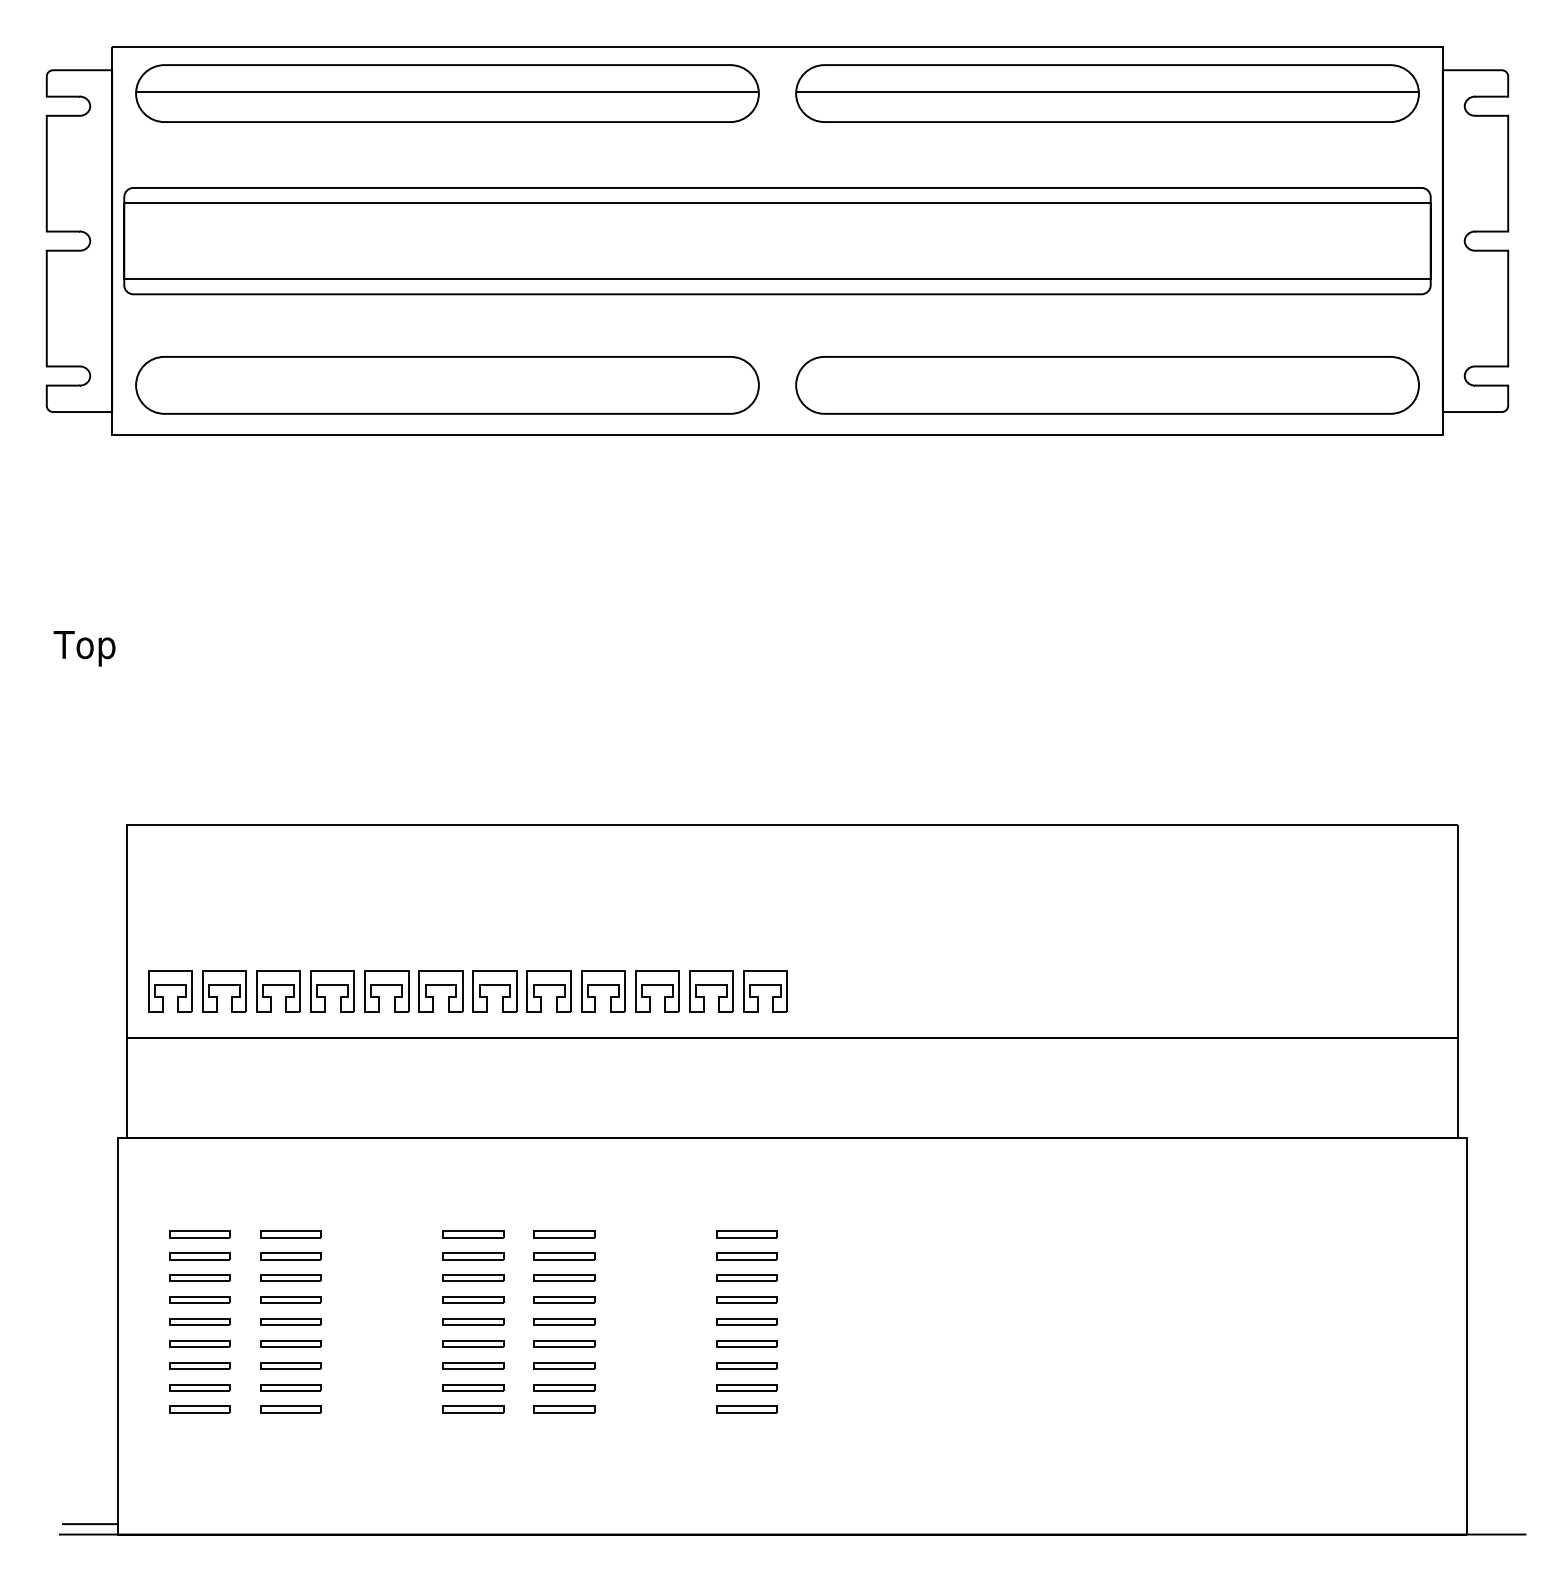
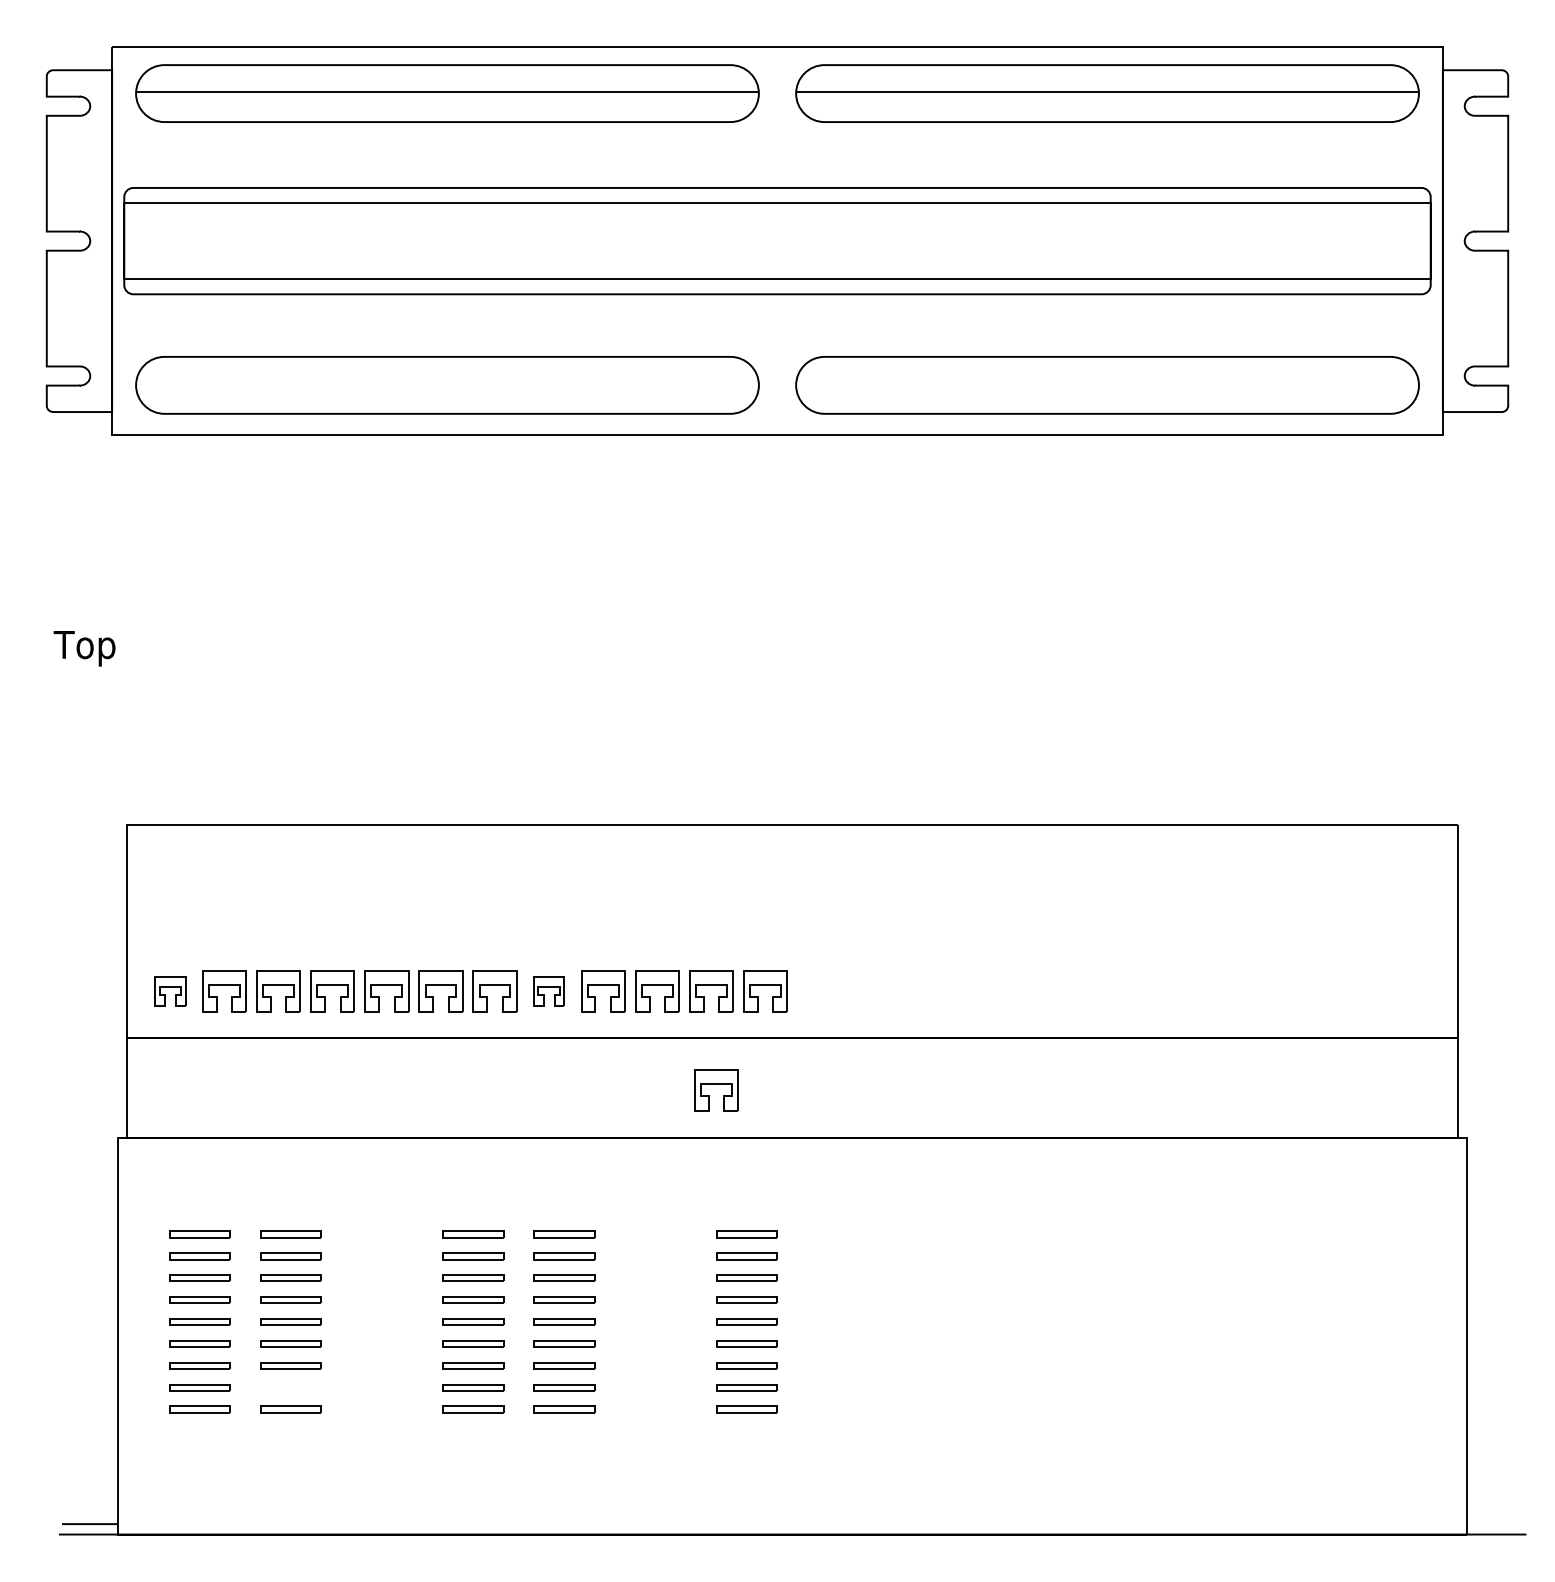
part size: 45x43 px -> 33x31 px (170, 991)
part size: 46x43 px -> 32x31 px (548, 991)
part: none -> present (716, 1090)
part: present -> none (290, 1387)
